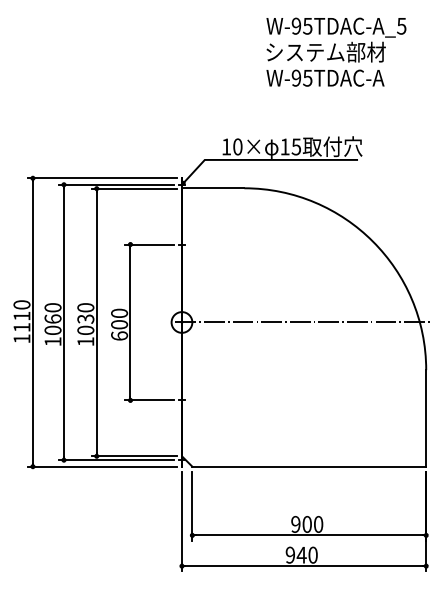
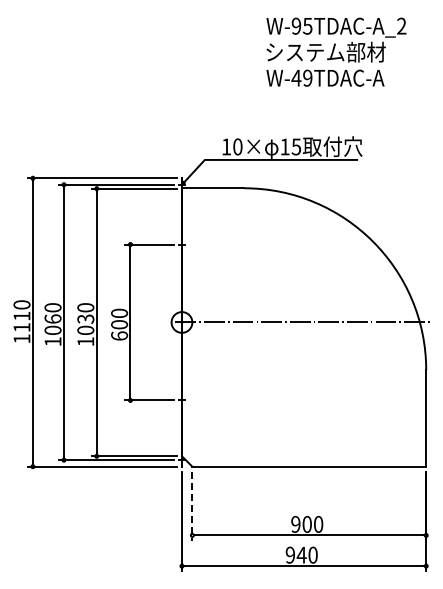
text: W-95TDAC-A_5 -> W-95TDAC-A_2 (401, 25)
text: W-95TDAC-A -> W-49TDAC-A (301, 77)
line: solid -> dashed (192, 506)
